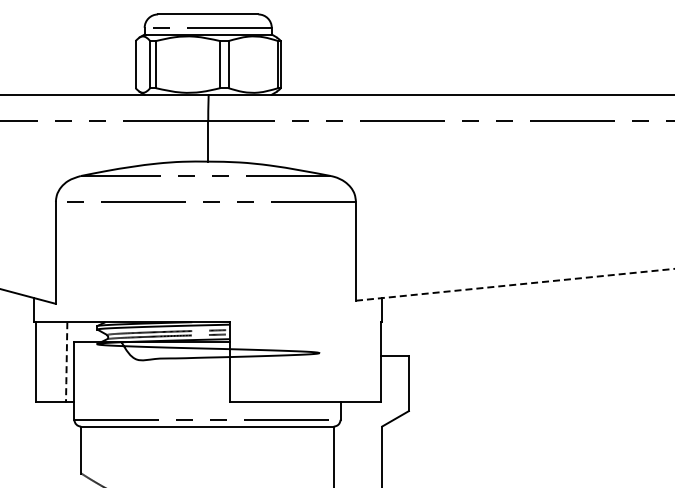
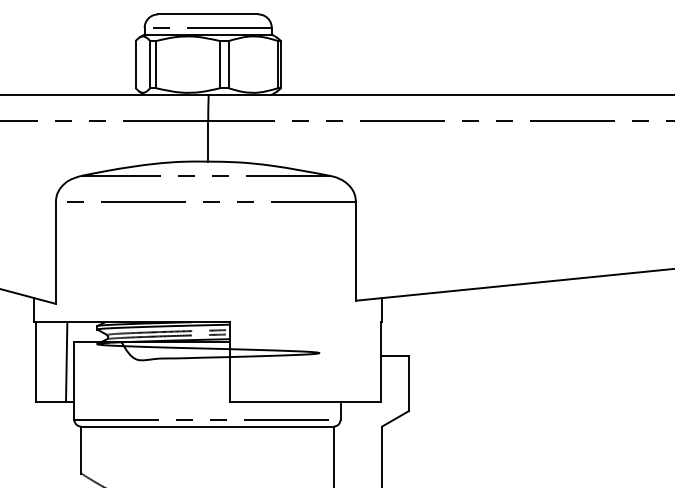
line: dashed -> solid (515, 284)
line: dashed -> solid (66, 363)
